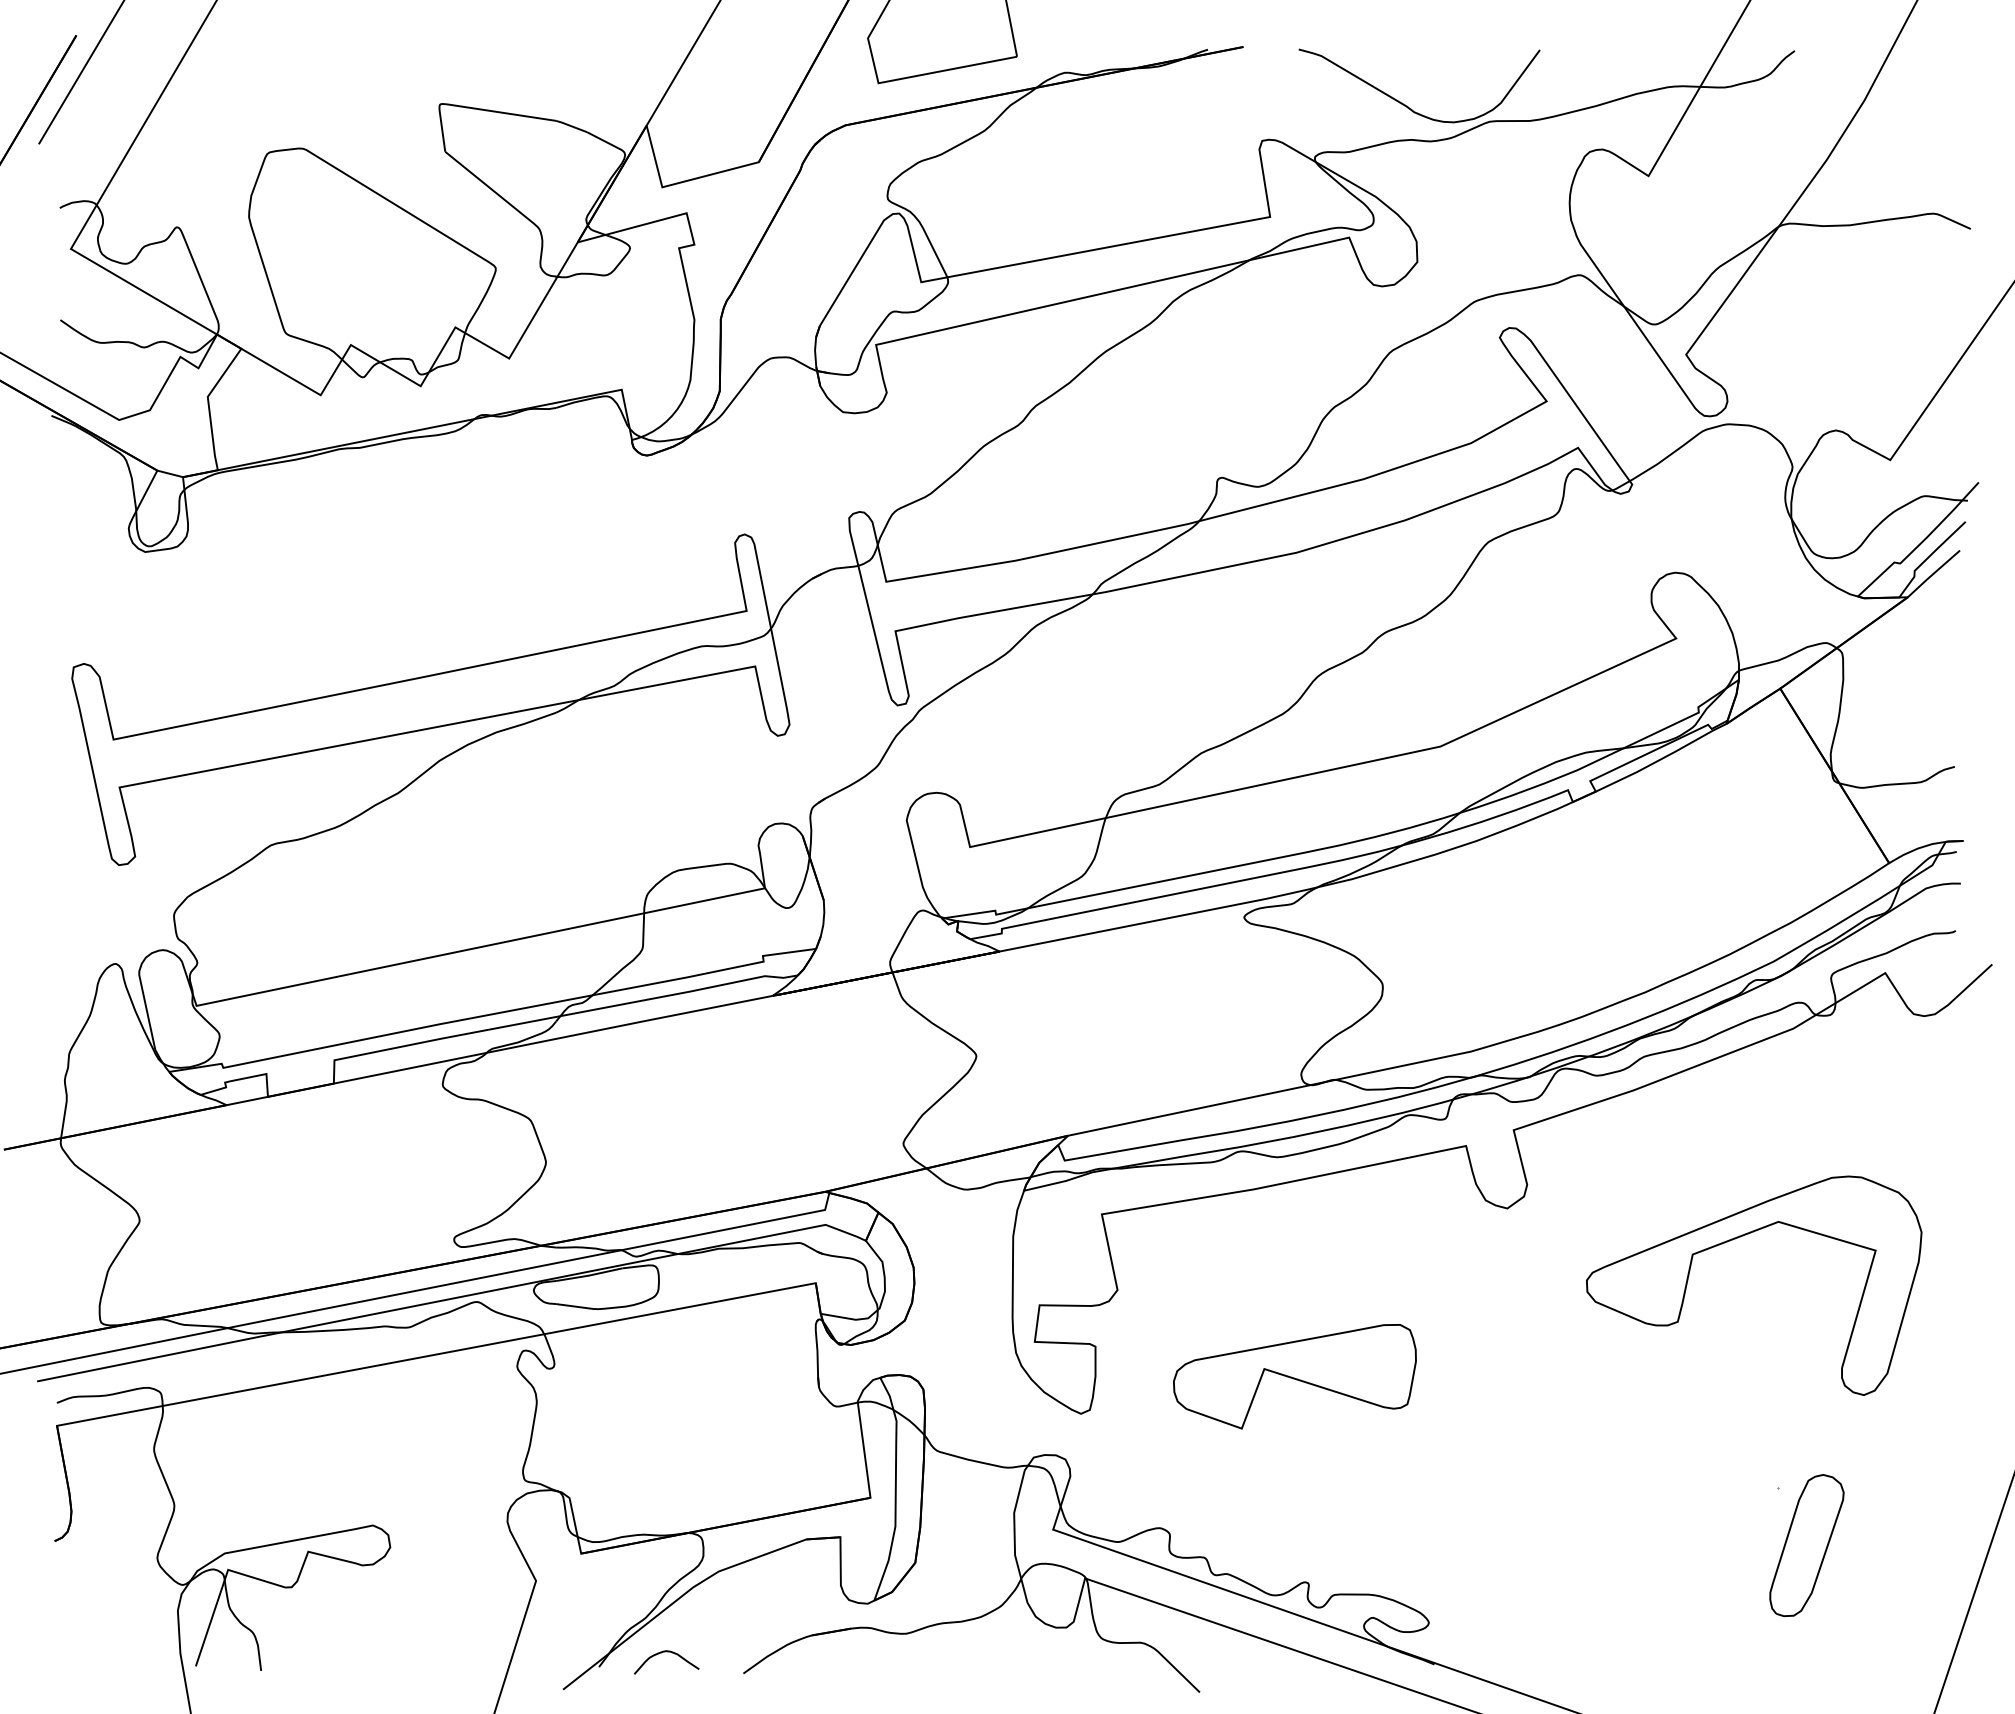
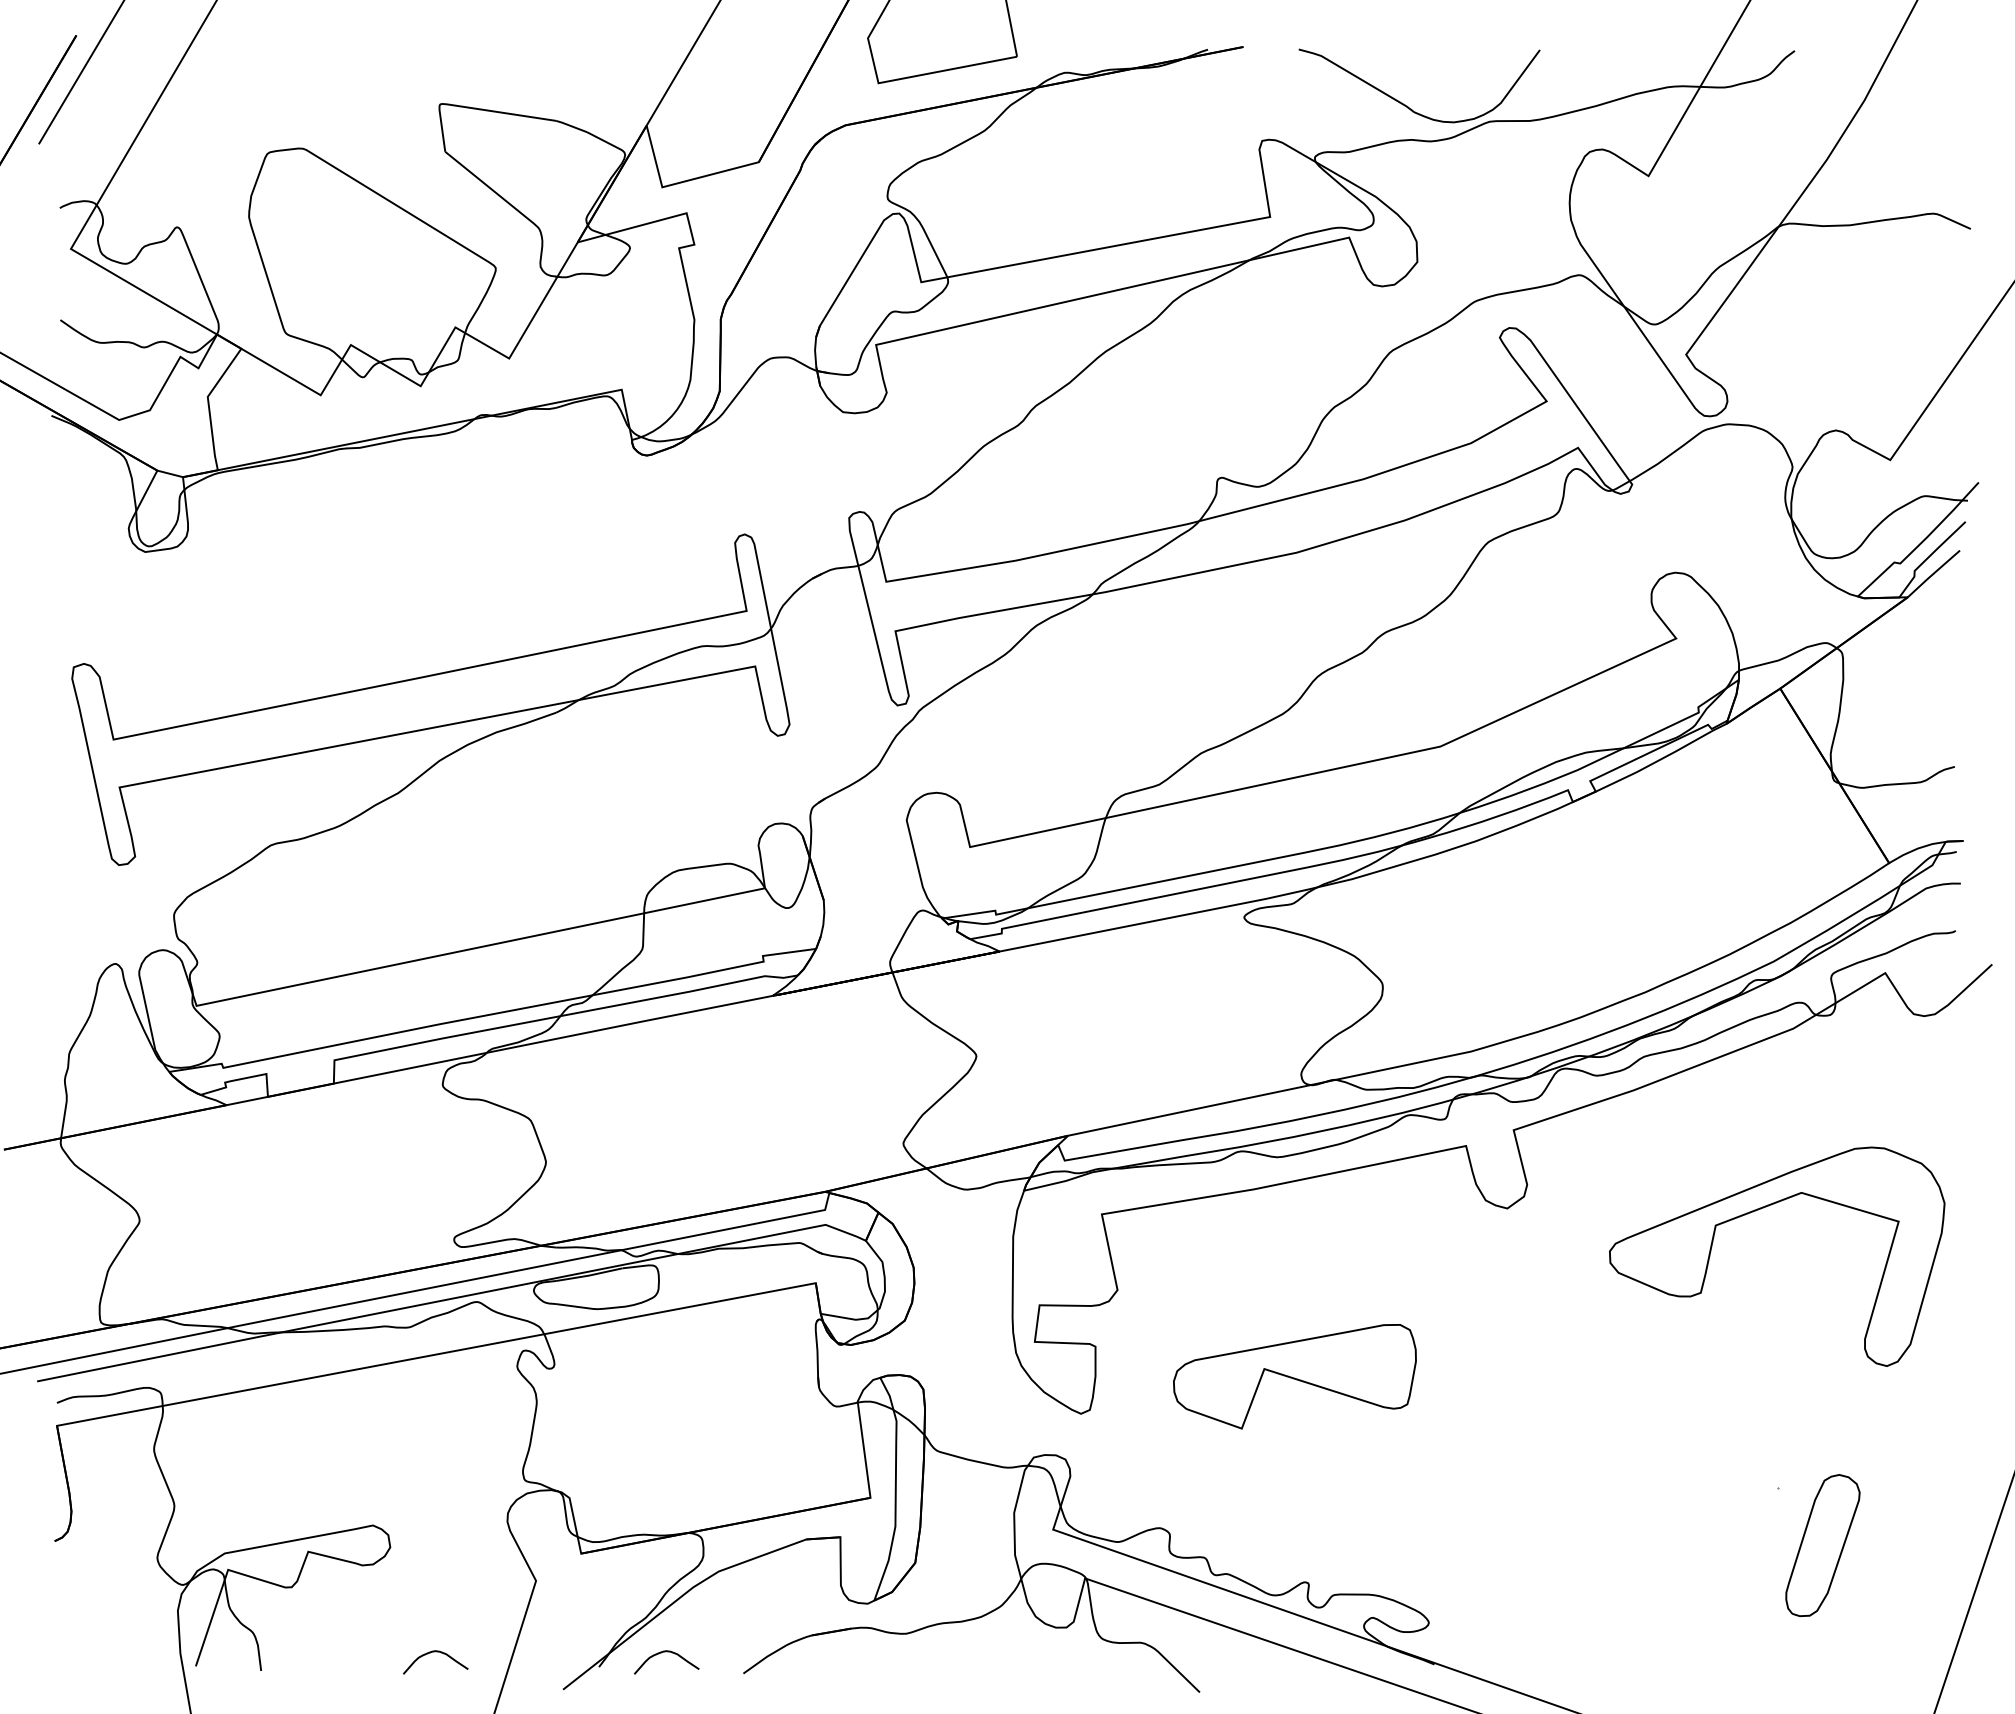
part position: (1738, 1238) -> (1761, 1209) (1761, 1209)
part position: (1806, 1545) -> (1822, 1545) (1822, 1545)
curve: none -> present (435, 1652)
